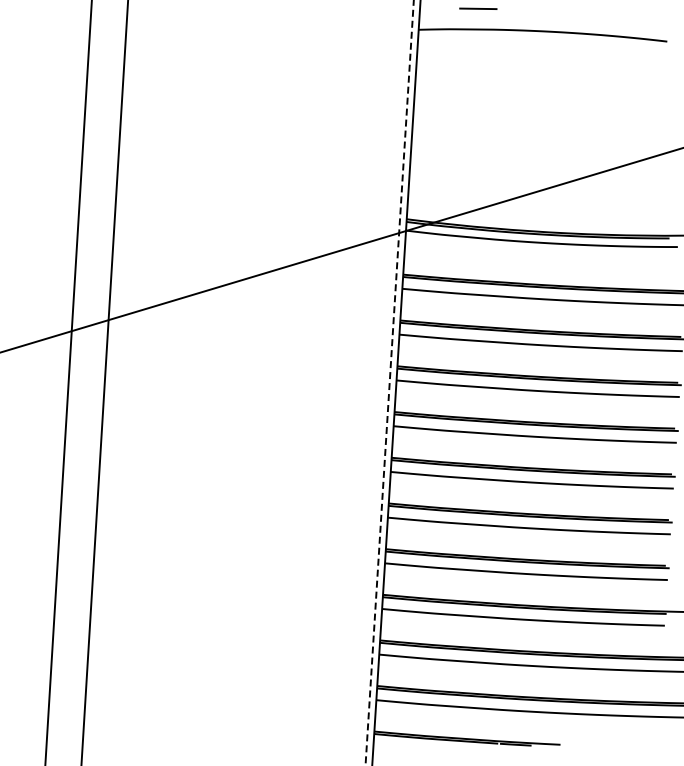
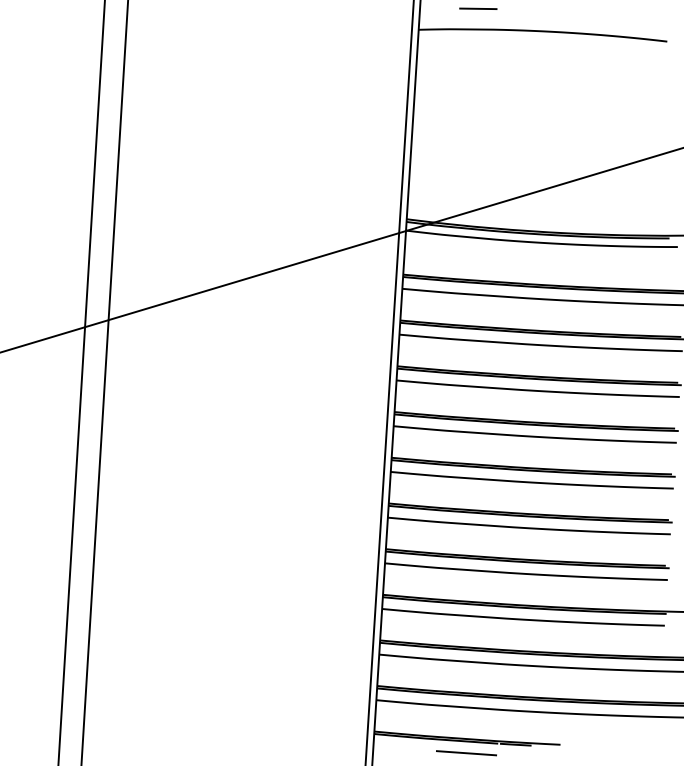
line position: (68, 382) -> (81, 382) (81, 382)
line: dashed -> solid (389, 382)
line: none -> present (466, 753)
